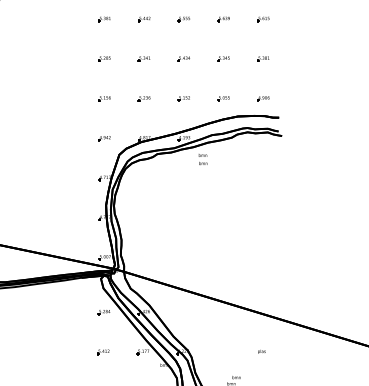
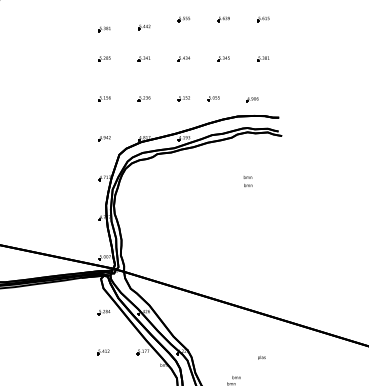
part position: (104, 19) -> (104, 29) (104, 29)
part position: (144, 19) -> (144, 27) (144, 27)
part position: (223, 98) -> (213, 98) (213, 98)
part position: (263, 98) -> (252, 99) (252, 99)
text position: (202, 159) -> (247, 181) (247, 181)
text position: (261, 351) -> (261, 357) (261, 357)
